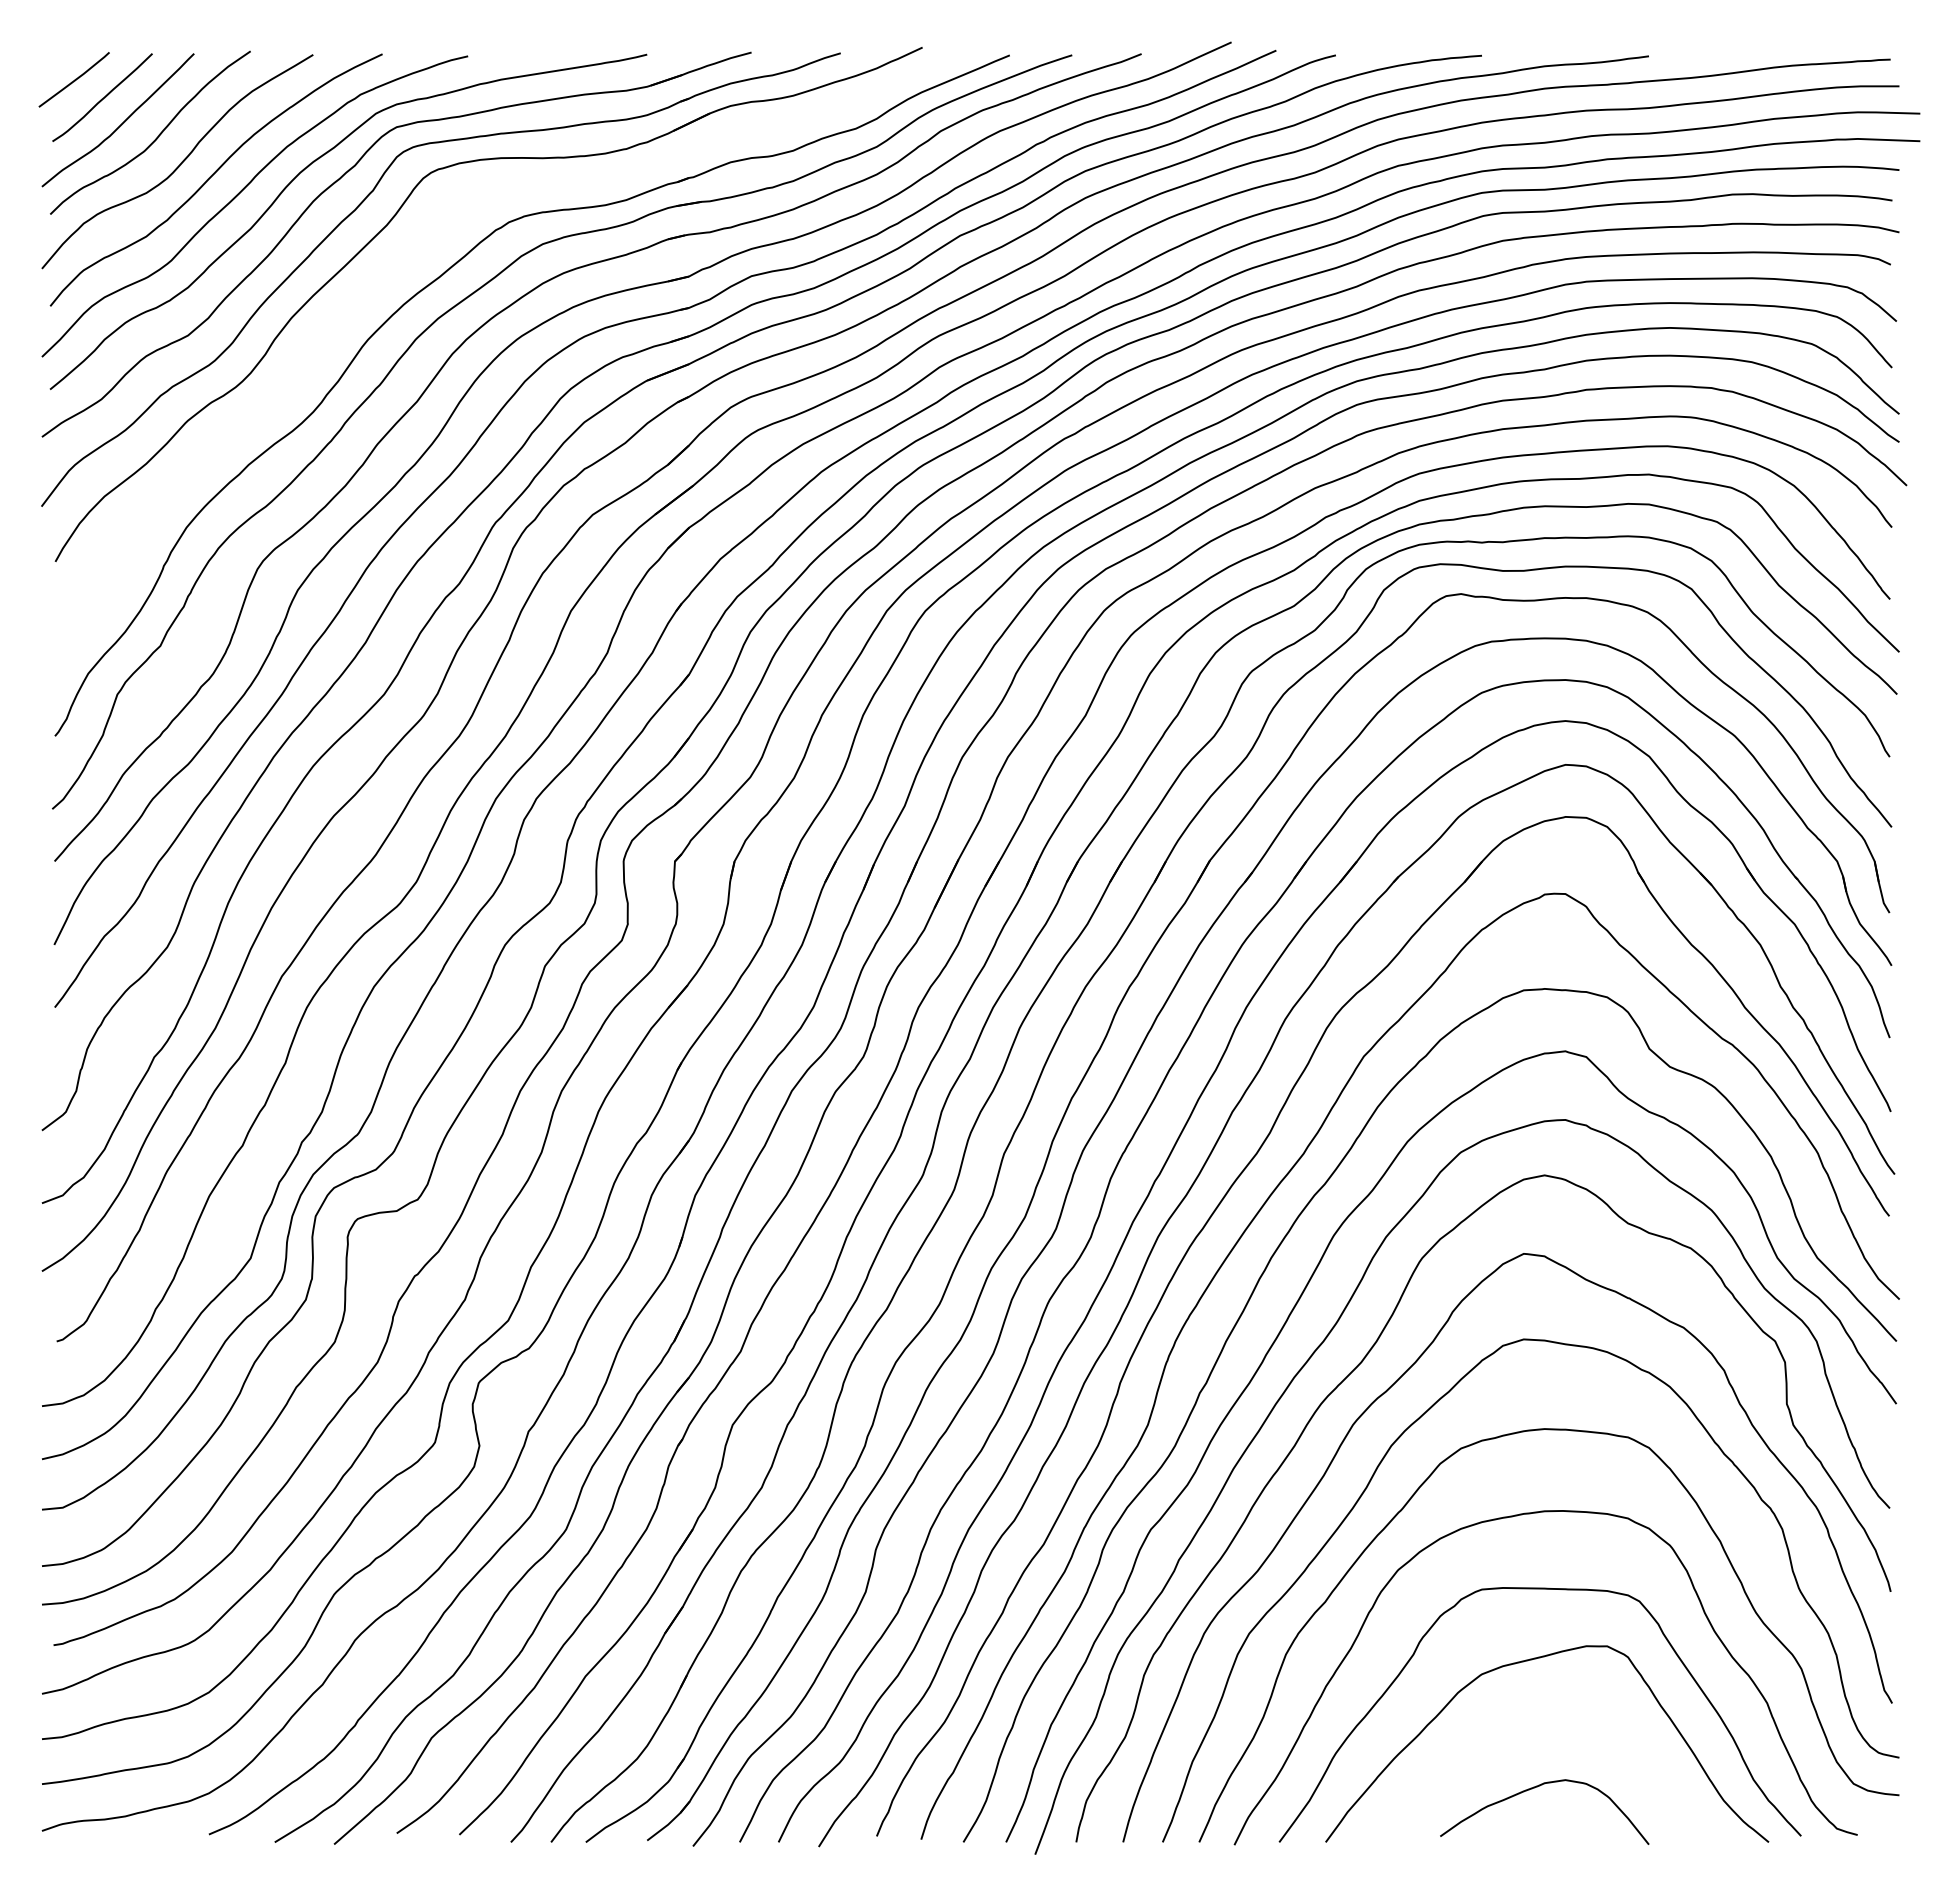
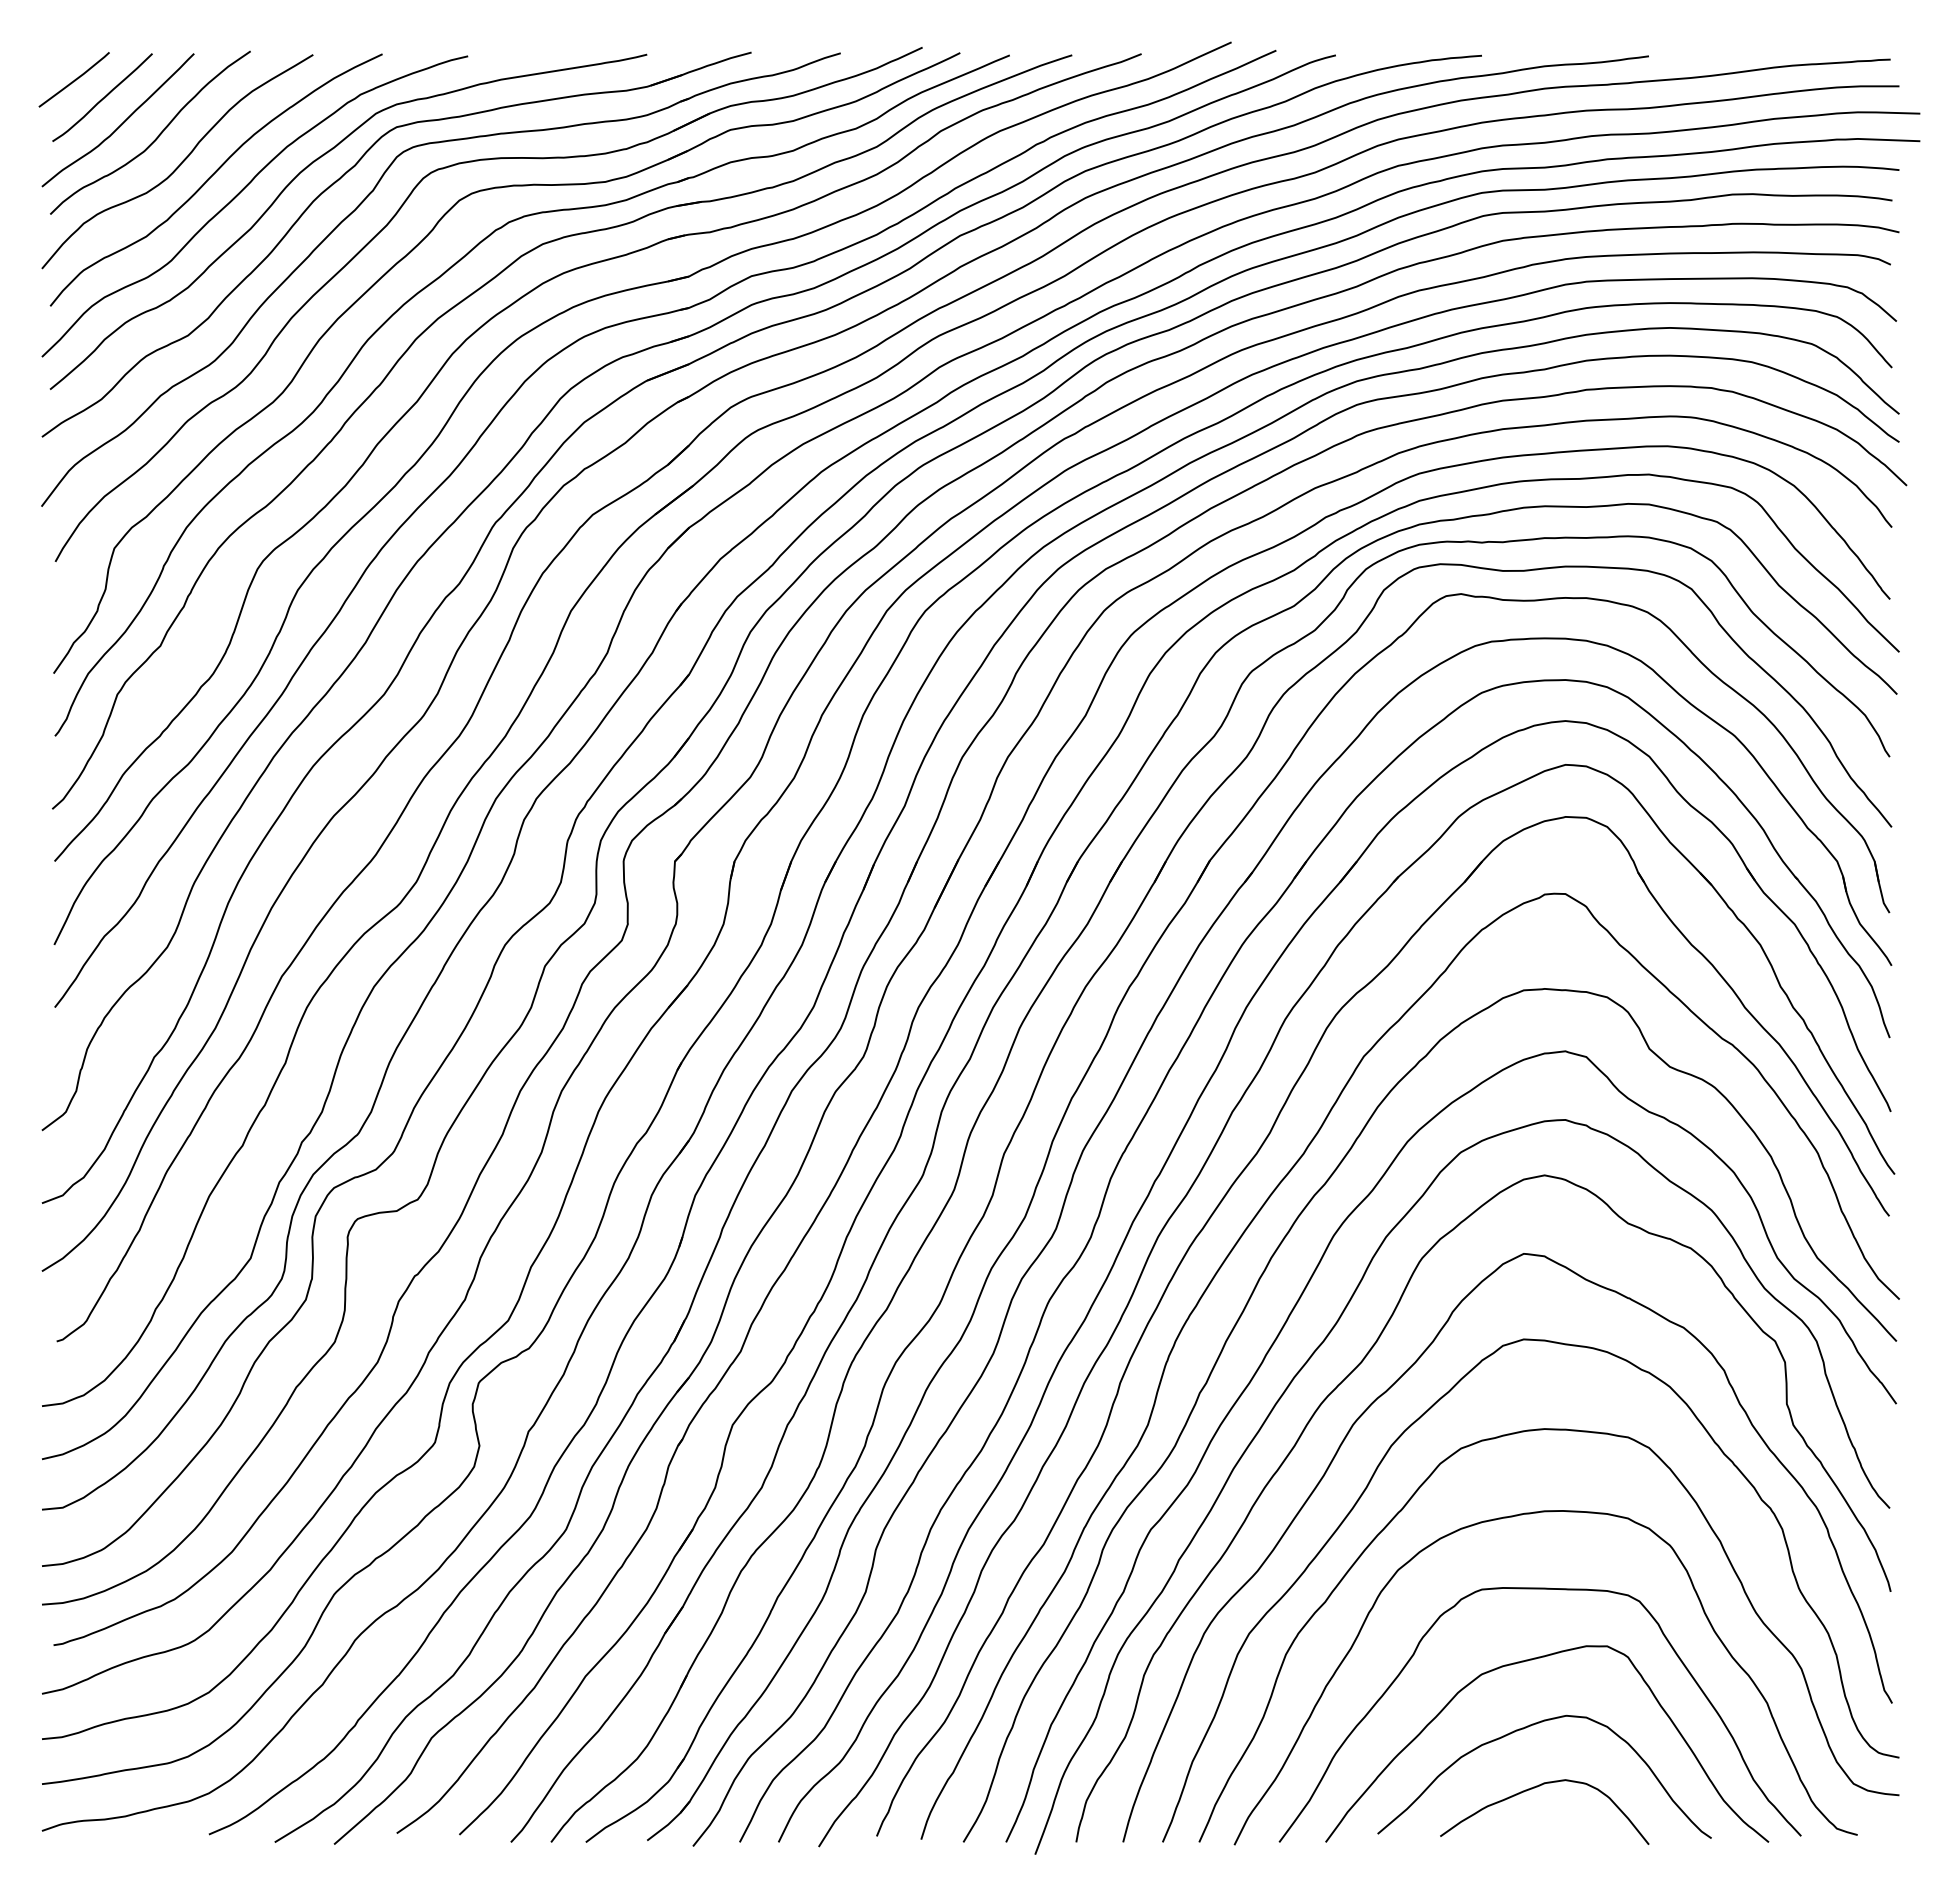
part: none -> present (410, 253)
curve: none -> present (1526, 1728)
